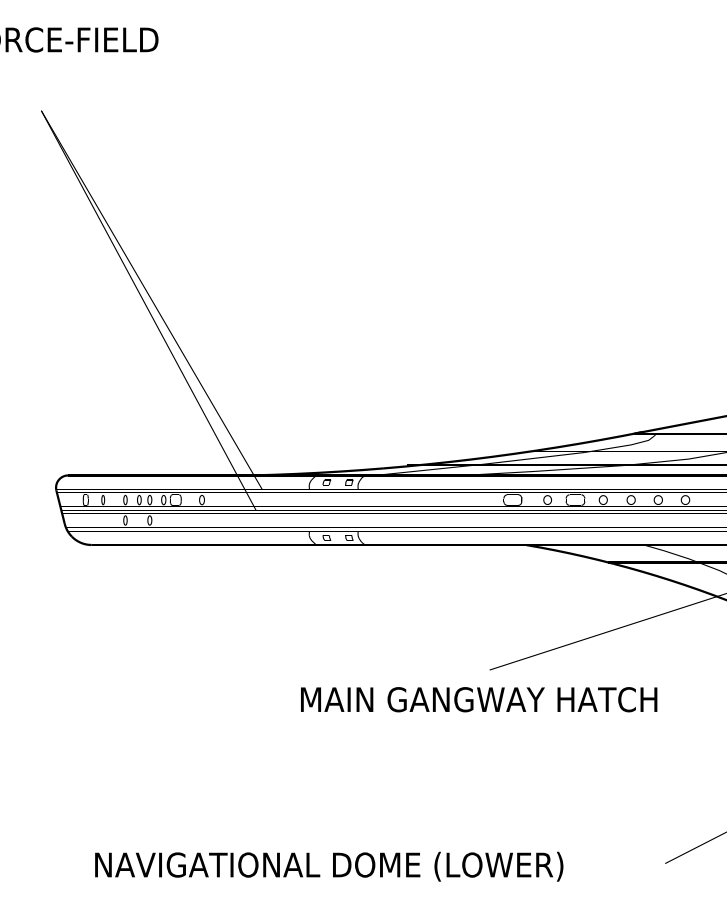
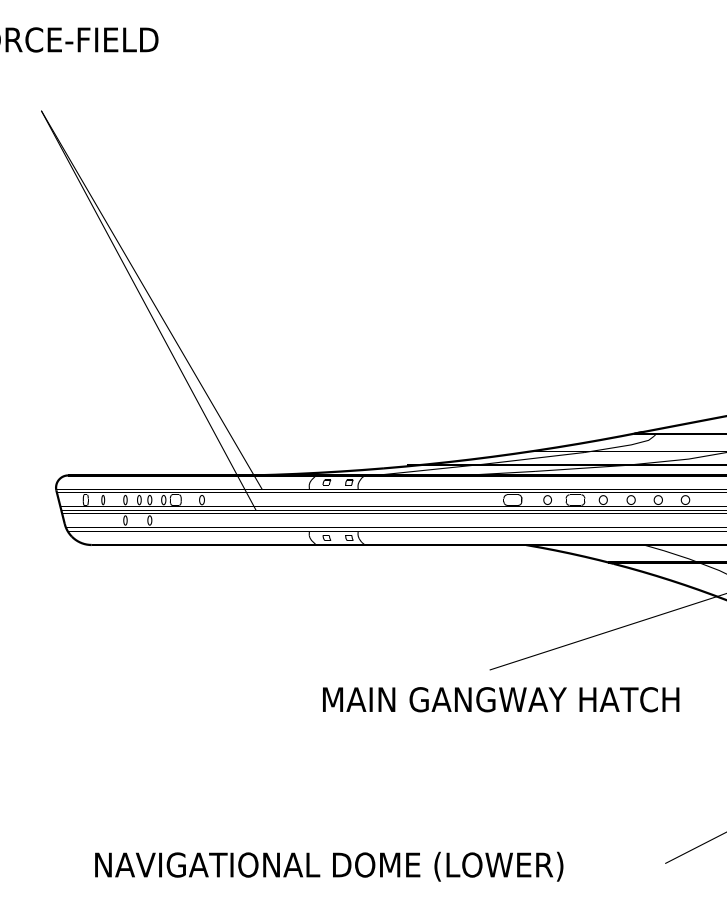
text position: (479, 699) -> (501, 699) (501, 699)
